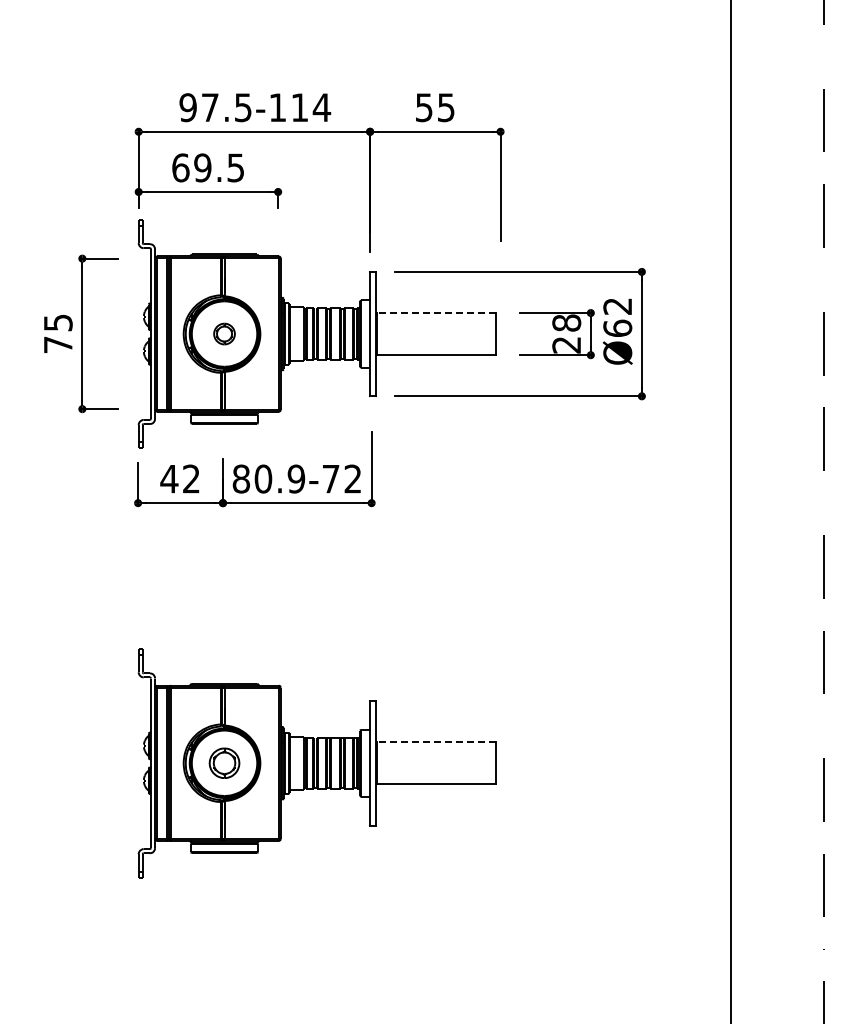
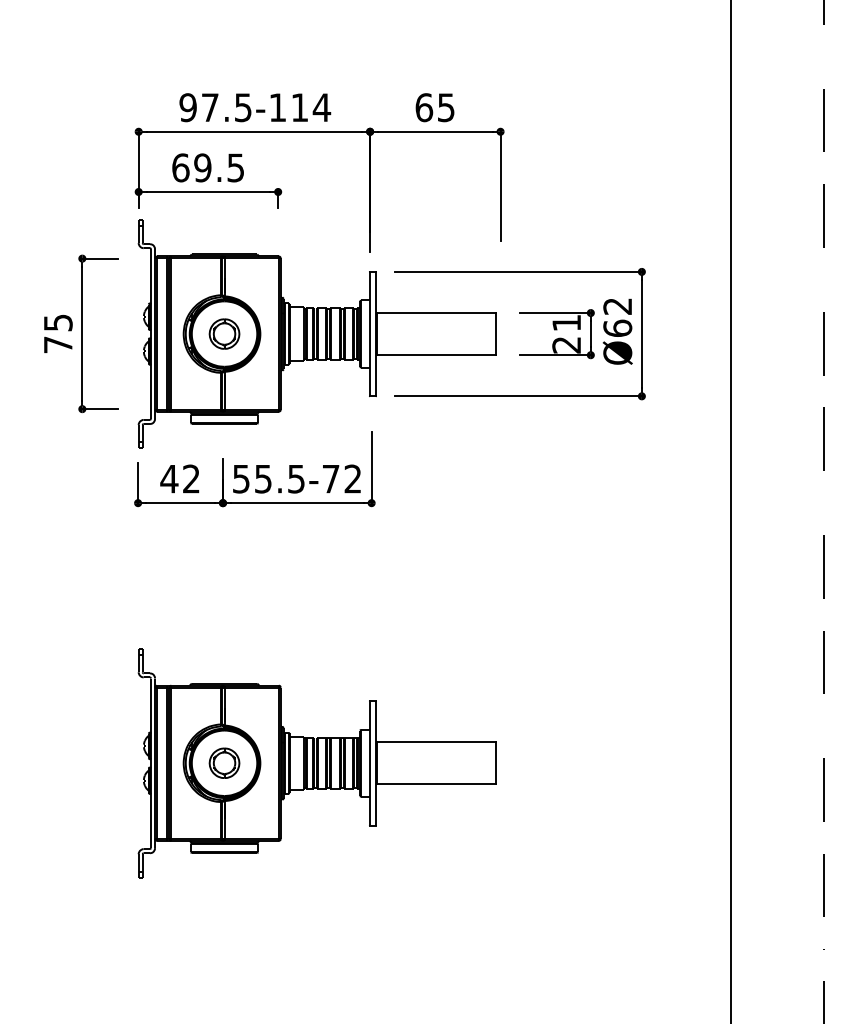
text: 55 -> 65 (424, 107)
line: dashed -> solid (435, 313)
text: 28 -> 21 (566, 322)
part size: 23x24 px -> 33x32 px (224, 333)
text: 80.9-72 -> 55.5-72 (268, 478)
line: dashed -> solid (435, 742)
